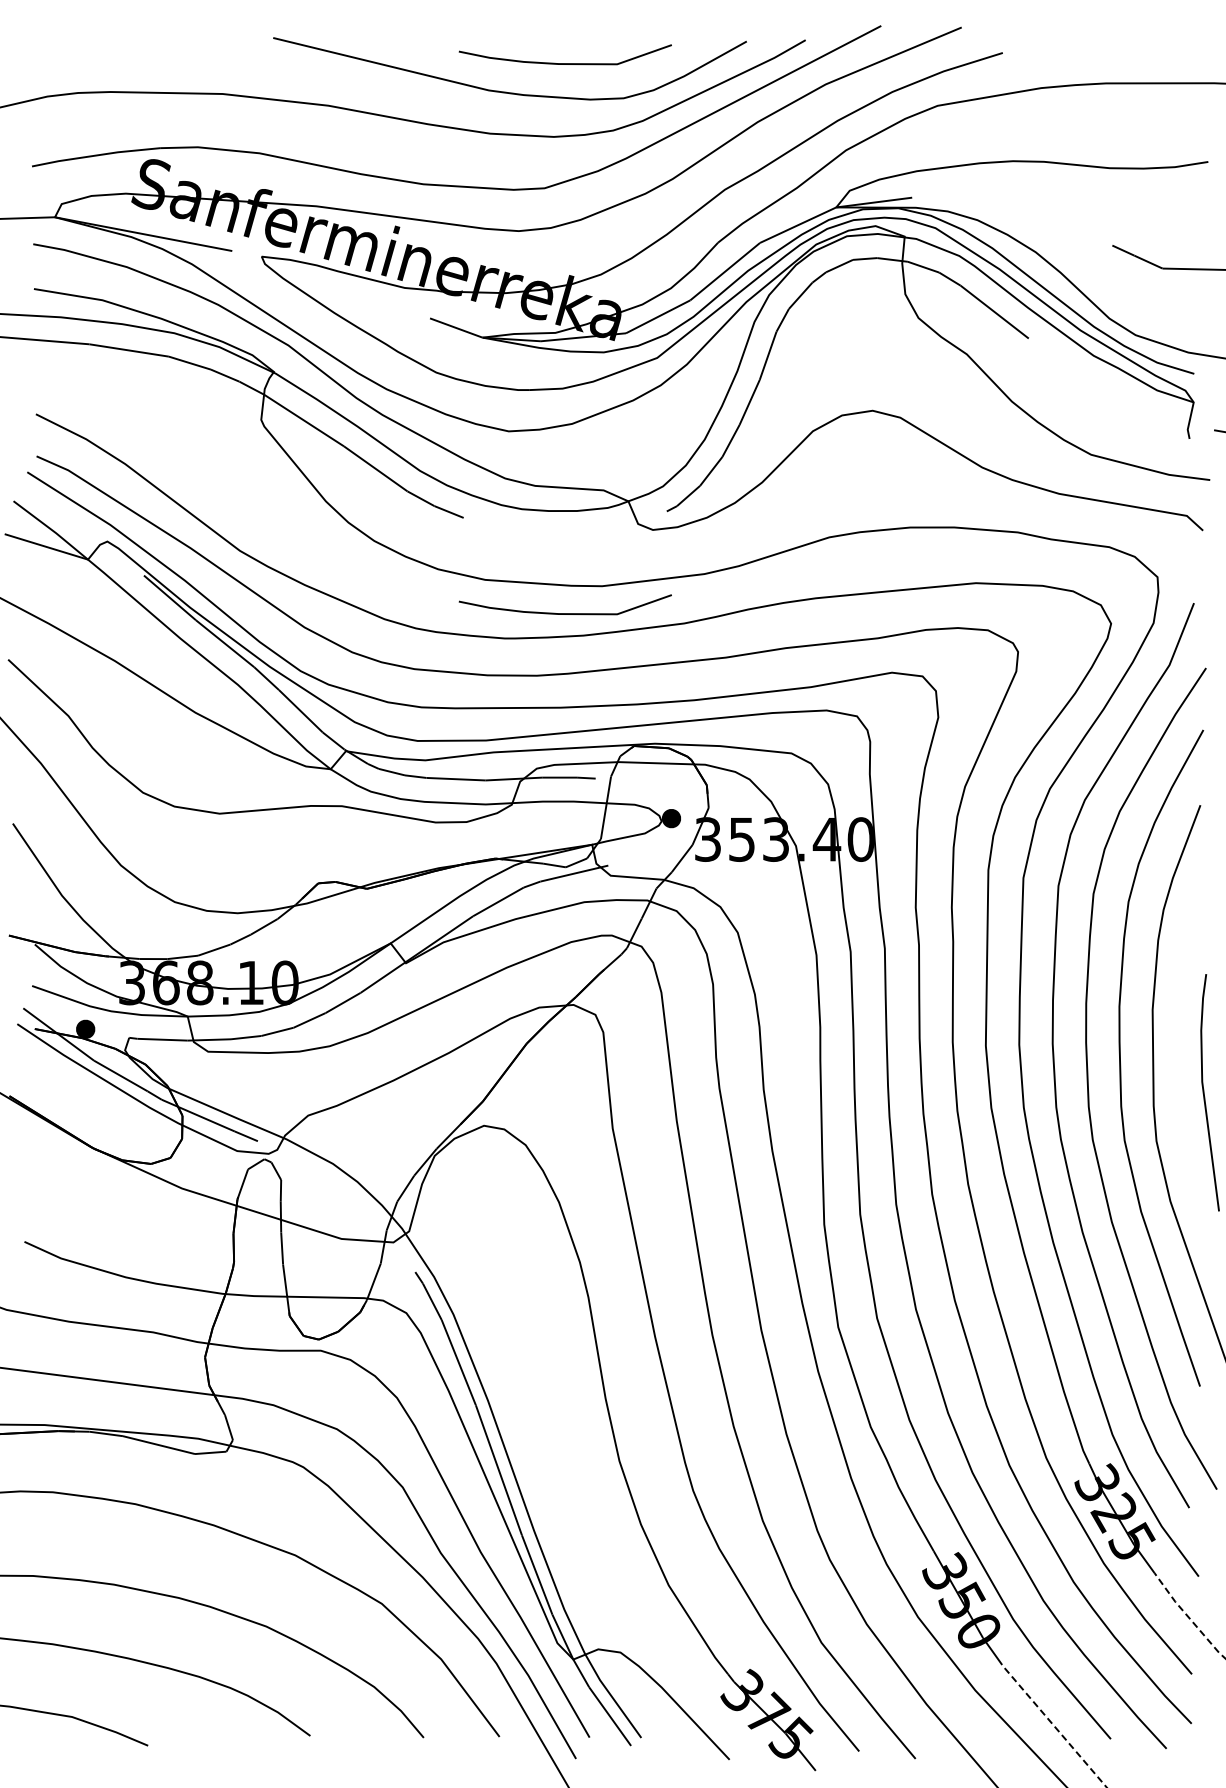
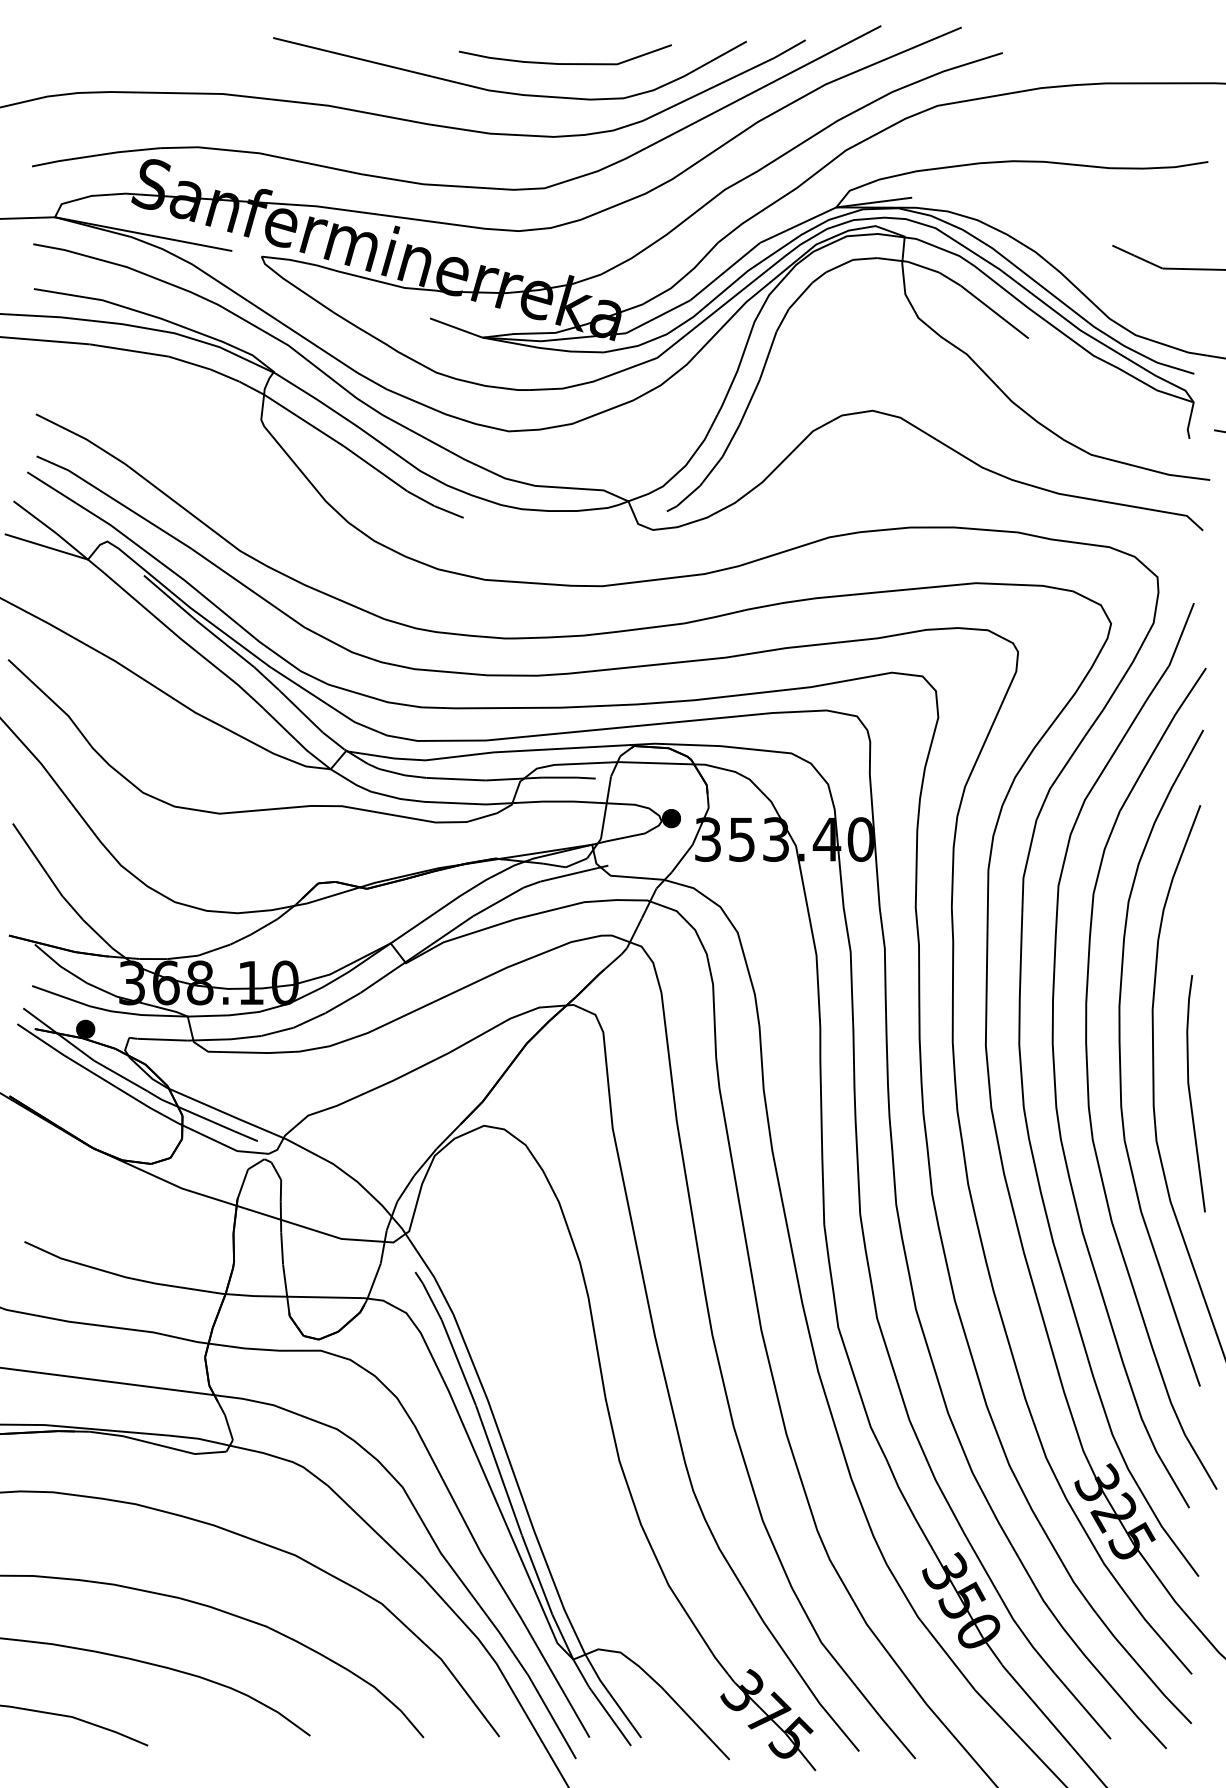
curve: present -> none (564, 613)
line position: (1204, 1092) -> (1190, 1093) (1190, 1093)
line: dashed -> solid (1188, 1616)
line: dashed -> solid (1053, 1725)
